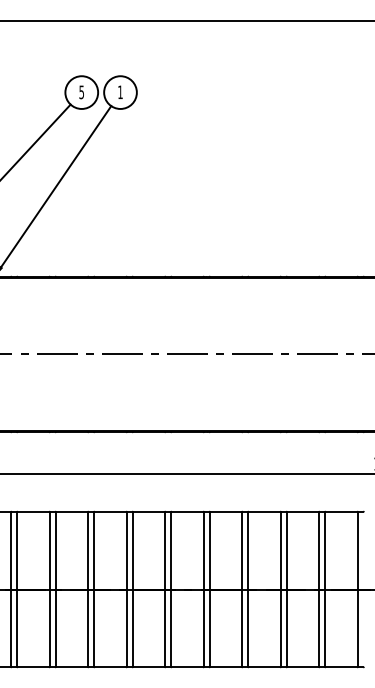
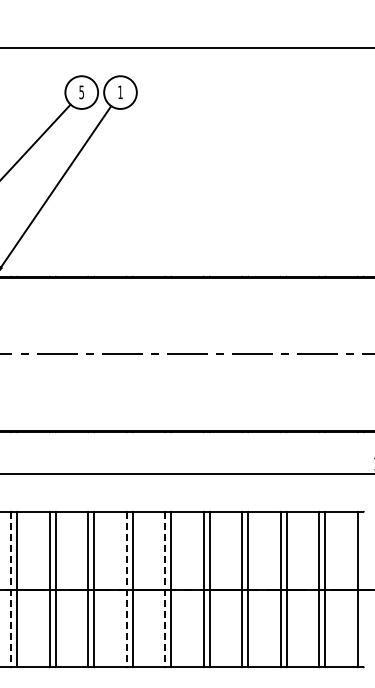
line position: (186, 20) -> (186, 47) (186, 47)
line: solid -> dashed (11, 590)
line: solid -> dashed (126, 590)
line: solid -> dashed (165, 590)
